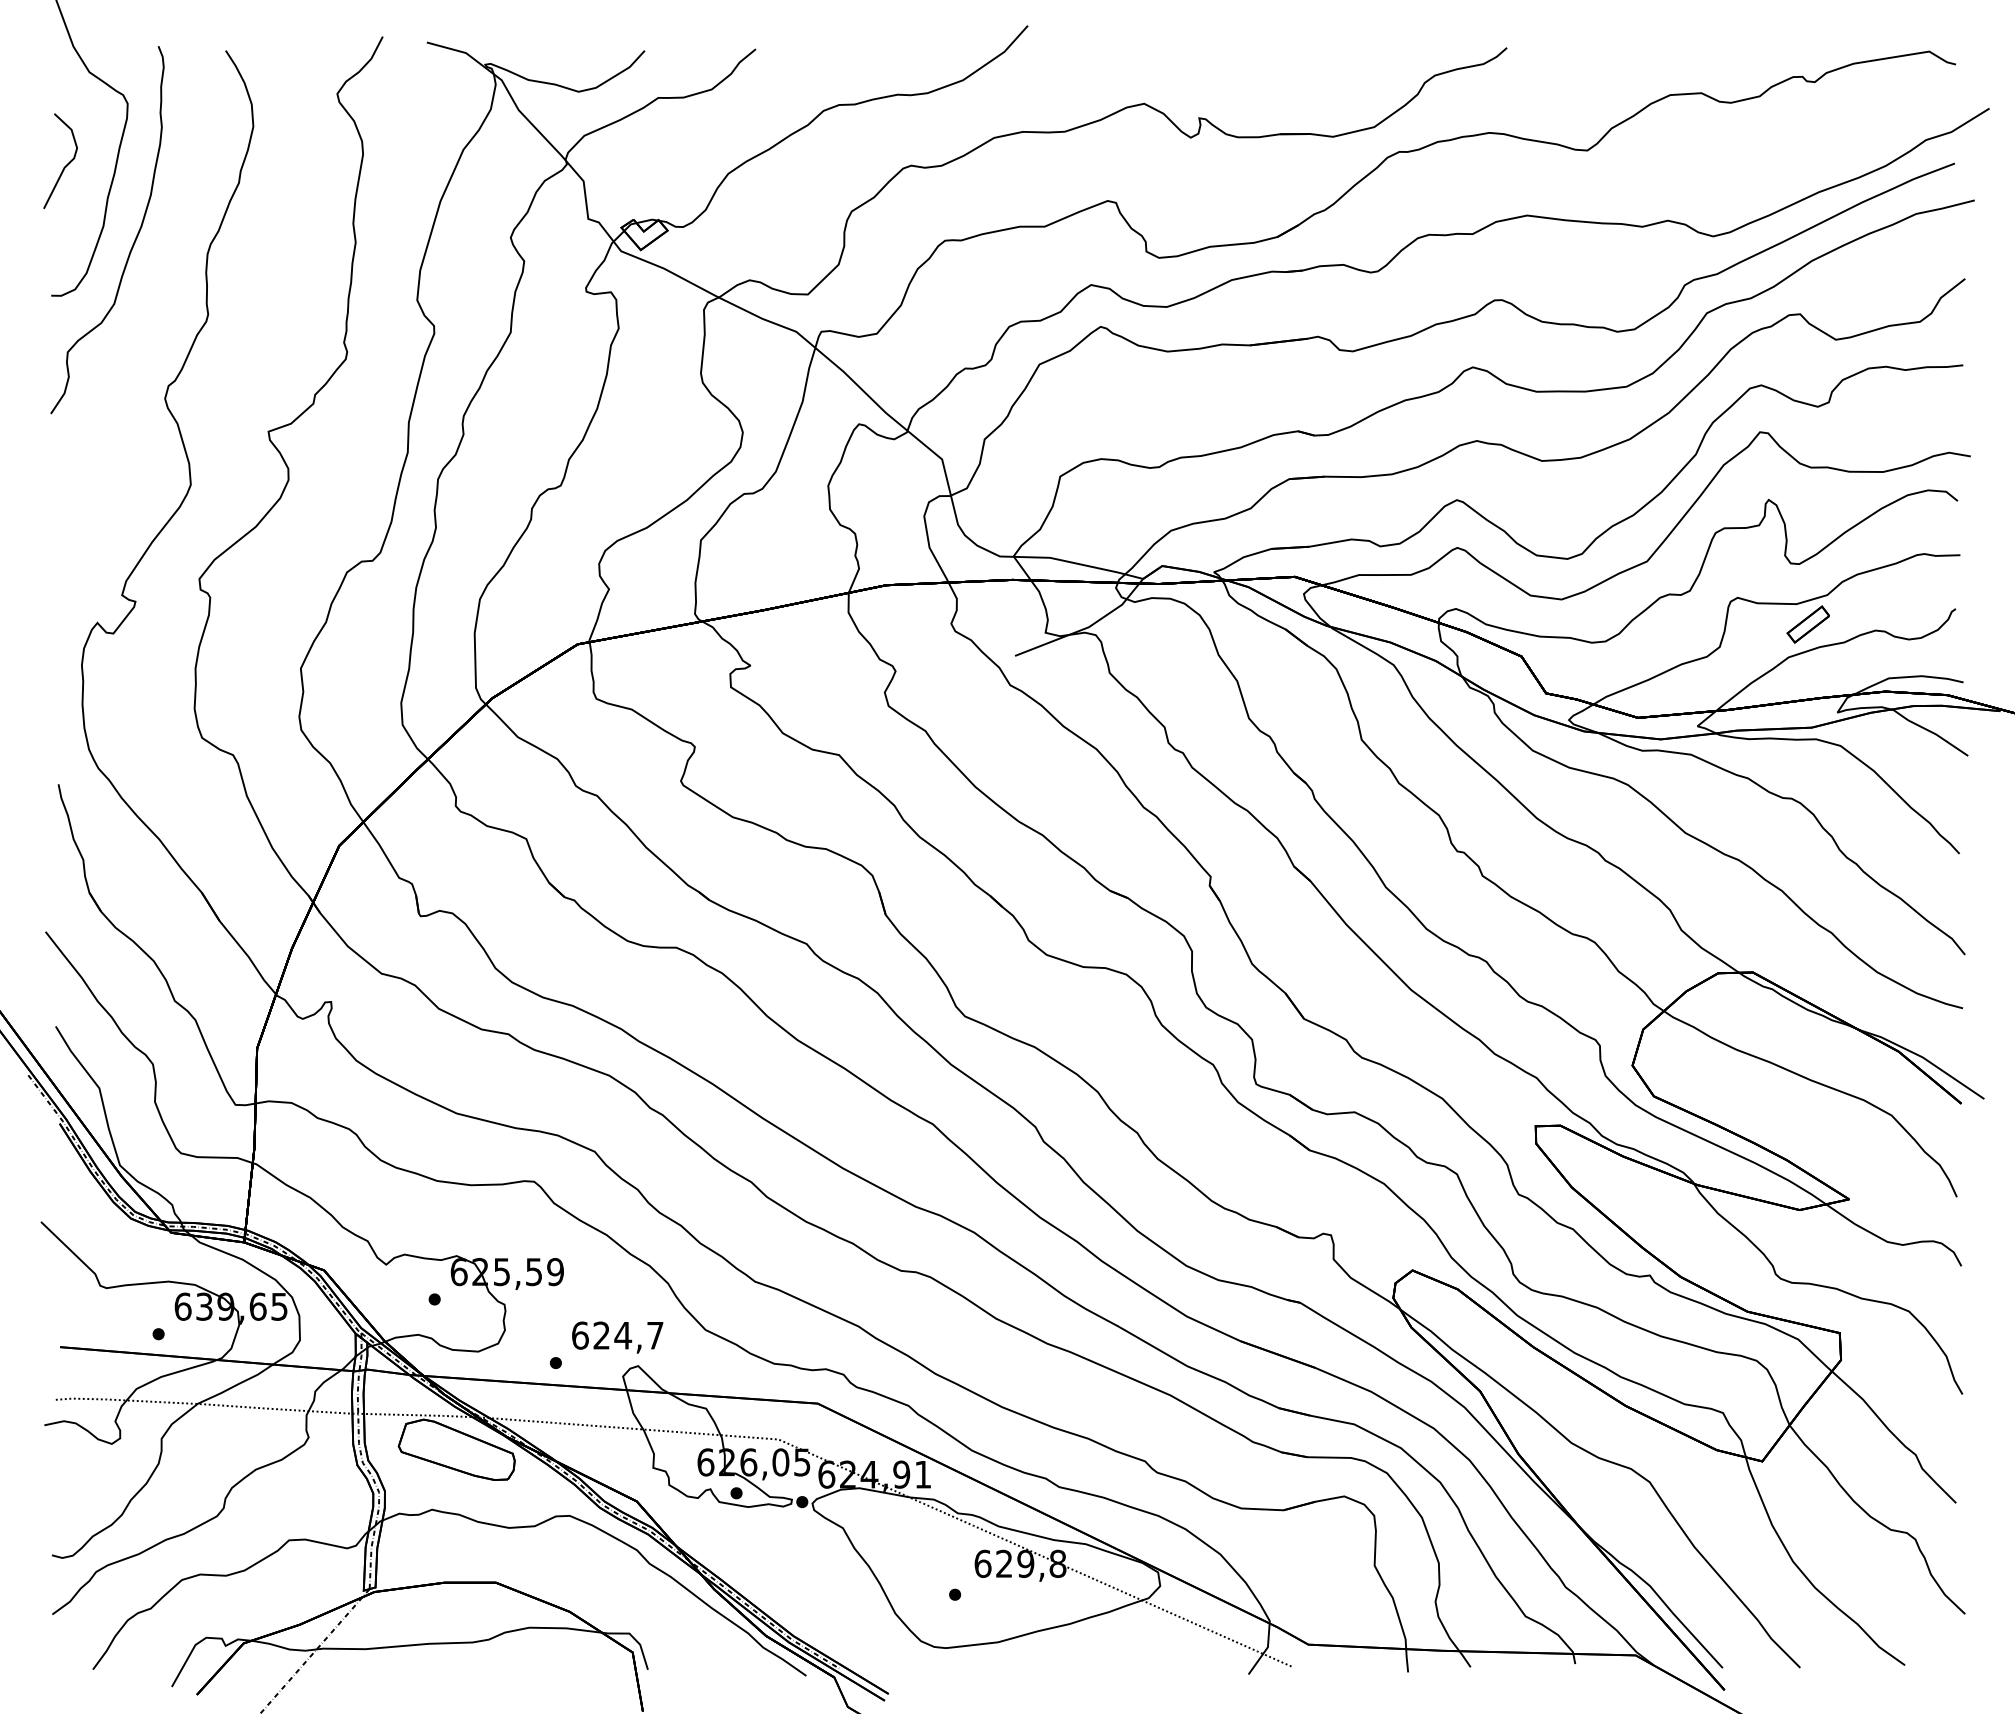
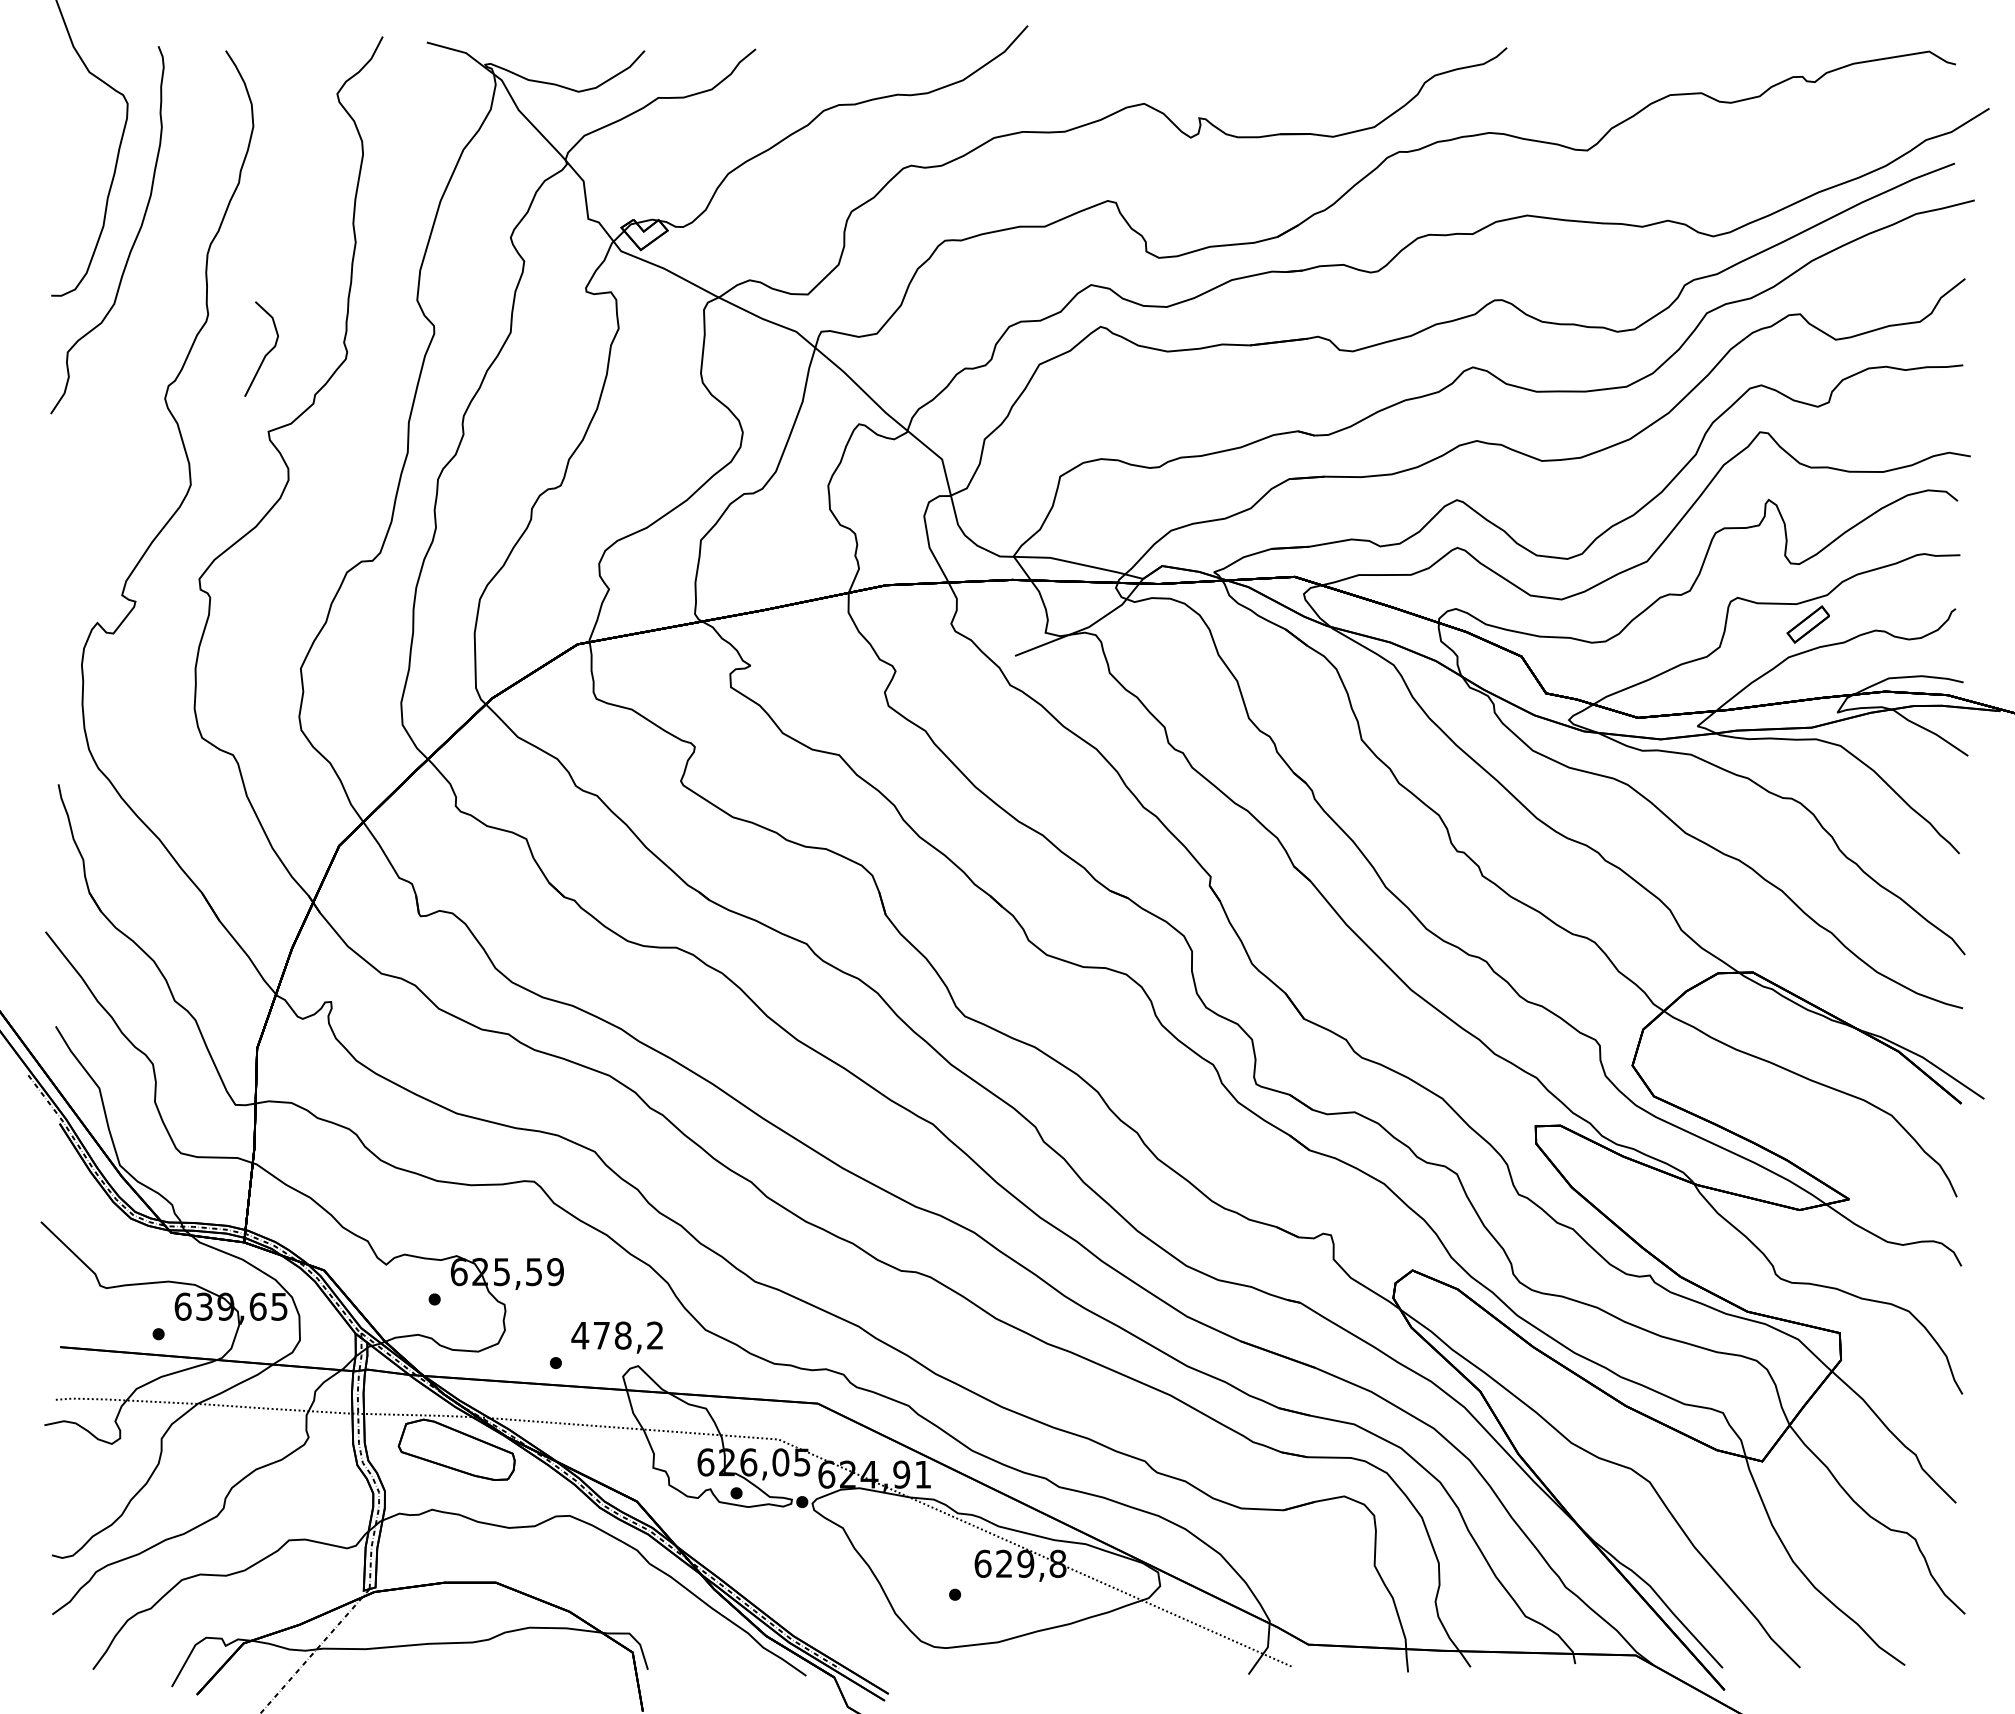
curve position: (65, 165) -> (266, 353) (266, 353)
text: 624,7 -> 478,2 (617, 1335)
